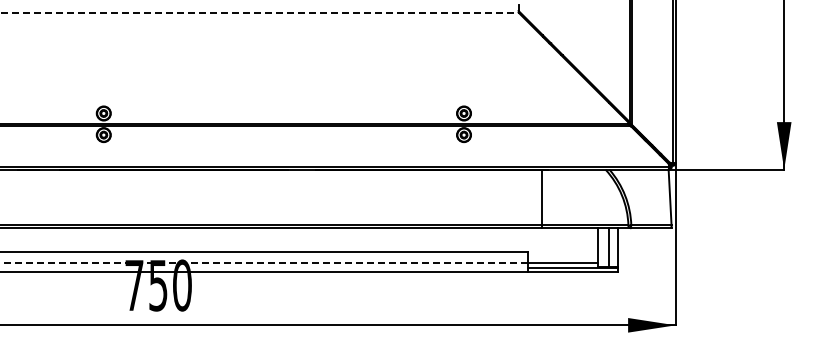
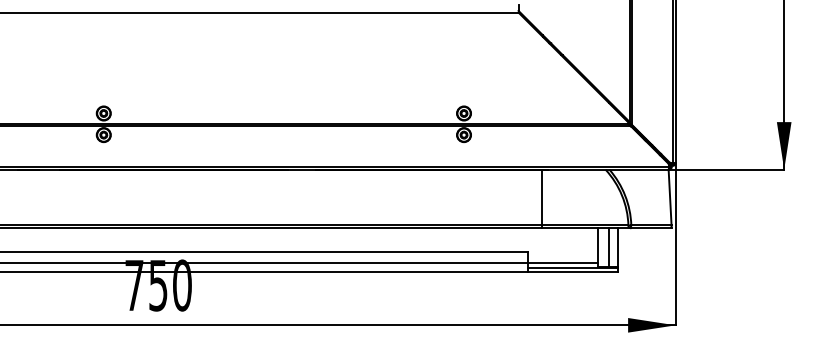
line: dashed -> solid (259, 12)
line: dashed -> solid (264, 263)
